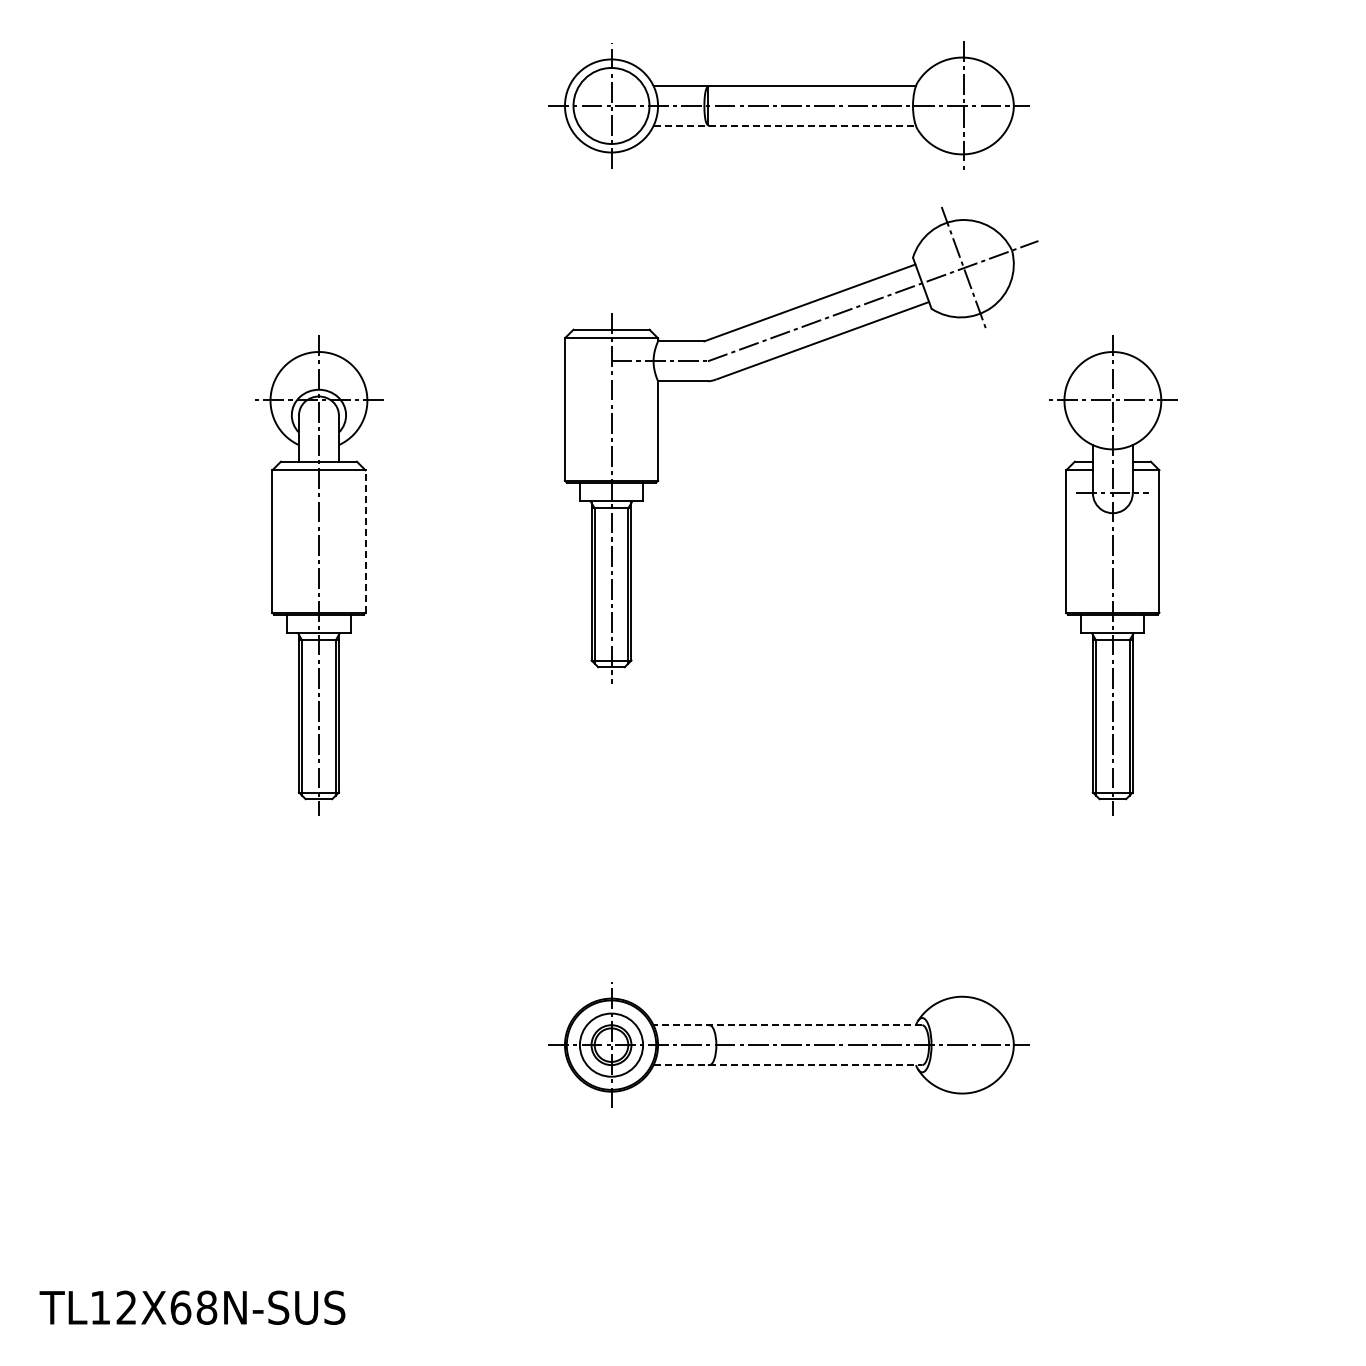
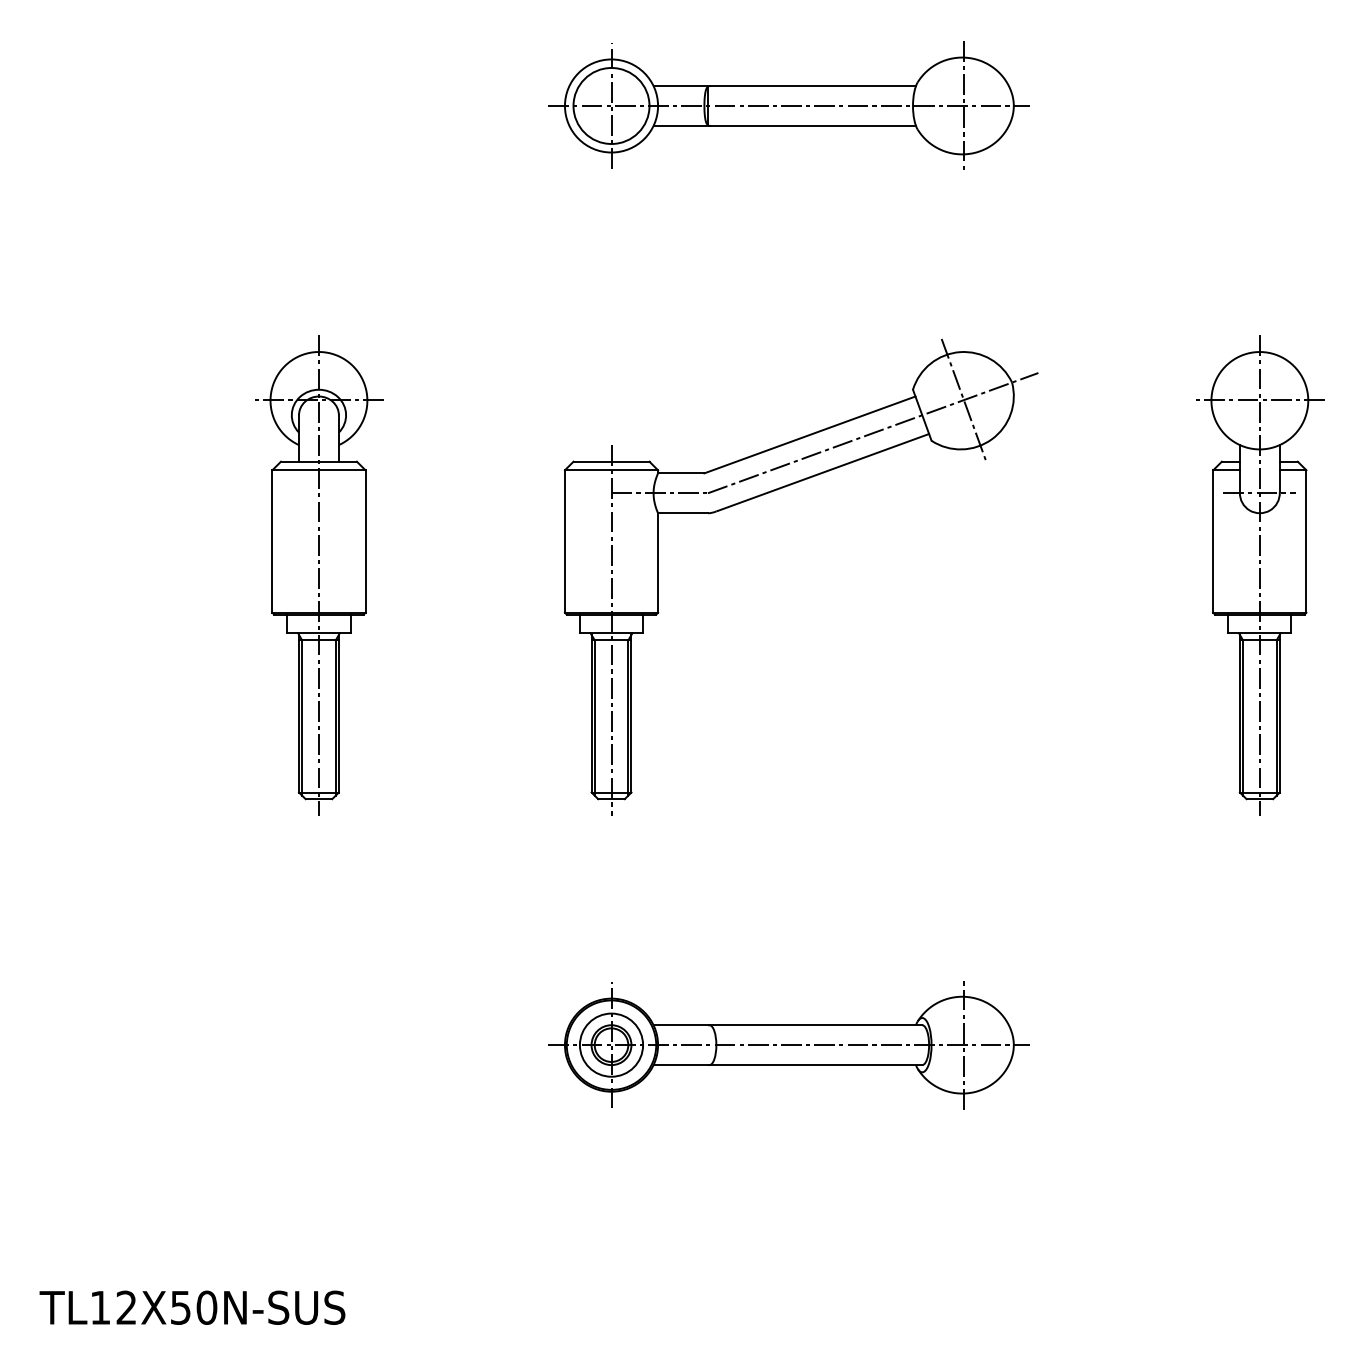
line: dashed -> solid (785, 125)
part position: (769, 361) -> (769, 493) (769, 493)
line: dashed -> solid (365, 541)
part position: (1113, 575) -> (1260, 575) (1260, 575)
line: dashed -> solid (787, 1025)
line: none -> present (963, 1045)
line: dashed -> solid (788, 1065)
text: TL12X68N-SUS -> TL12X50N-SUS (193, 1307)
